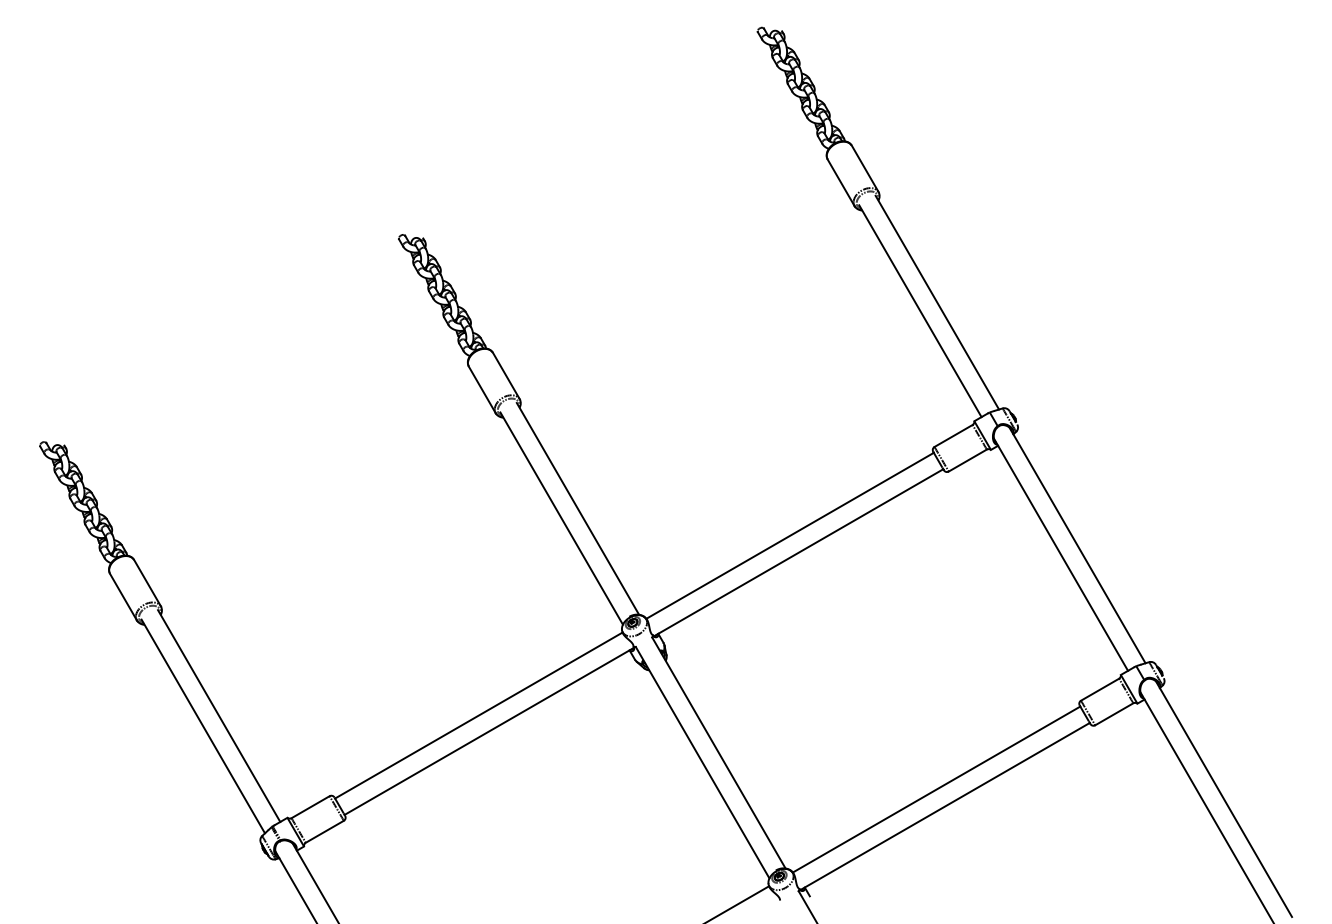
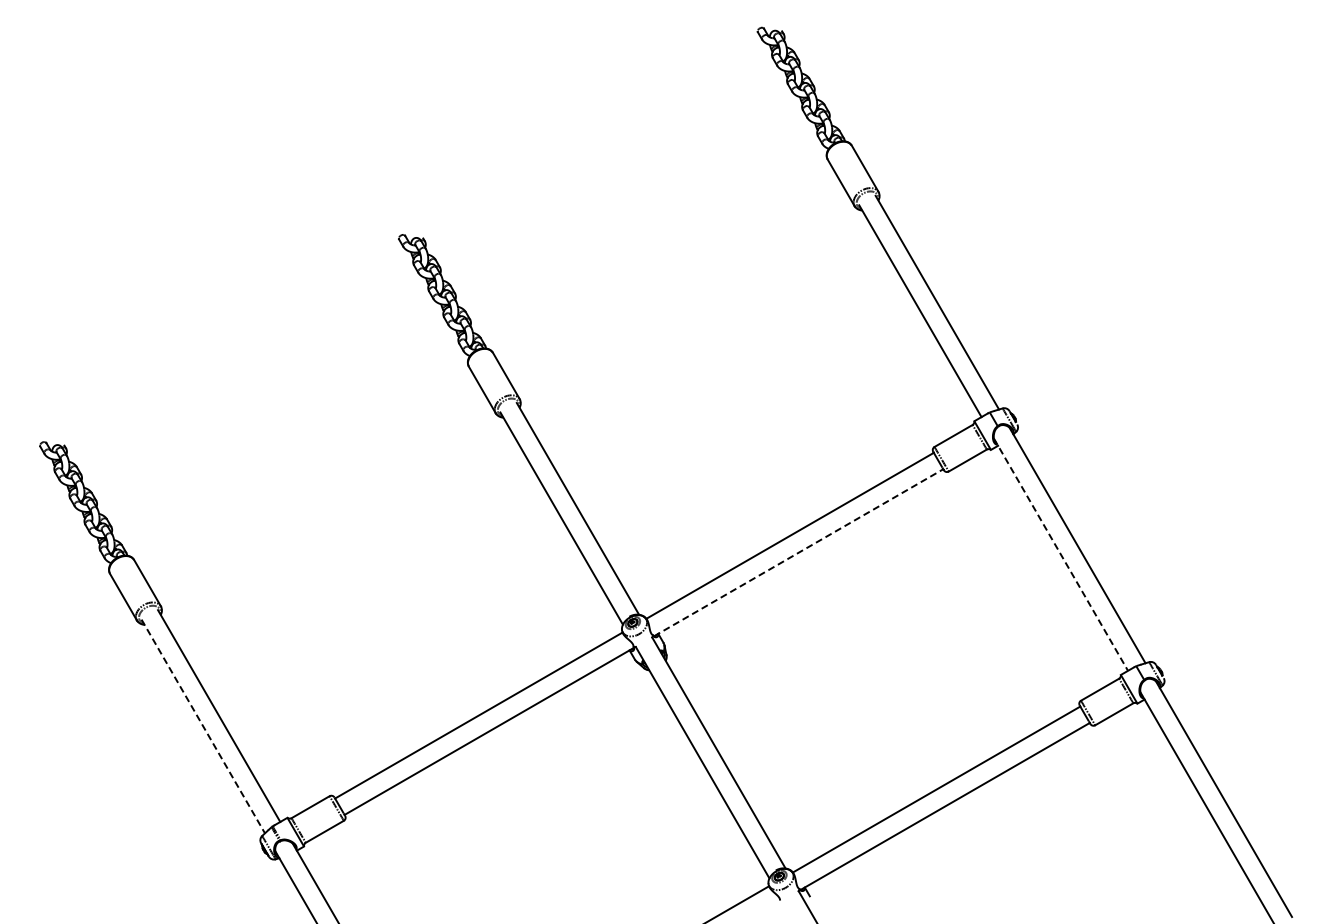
line: solid -> dashed (799, 552)
line: solid -> dashed (1061, 555)
line: solid -> dashed (203, 726)
